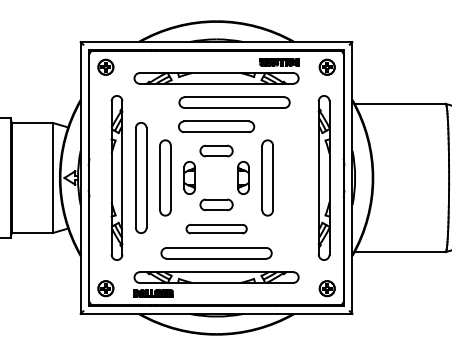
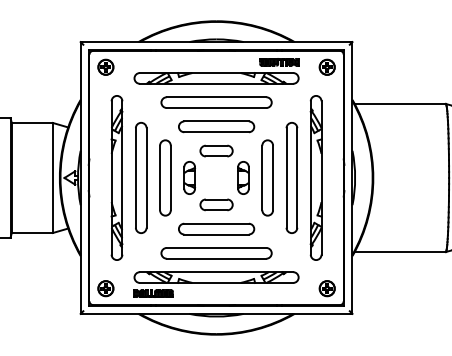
part position: (234, 102) -> (216, 102) (216, 102)
part: none -> present (291, 177)
part position: (323, 177) -> (315, 177) (315, 177)
part size: 63x11 px -> 78x14 px (216, 228)
